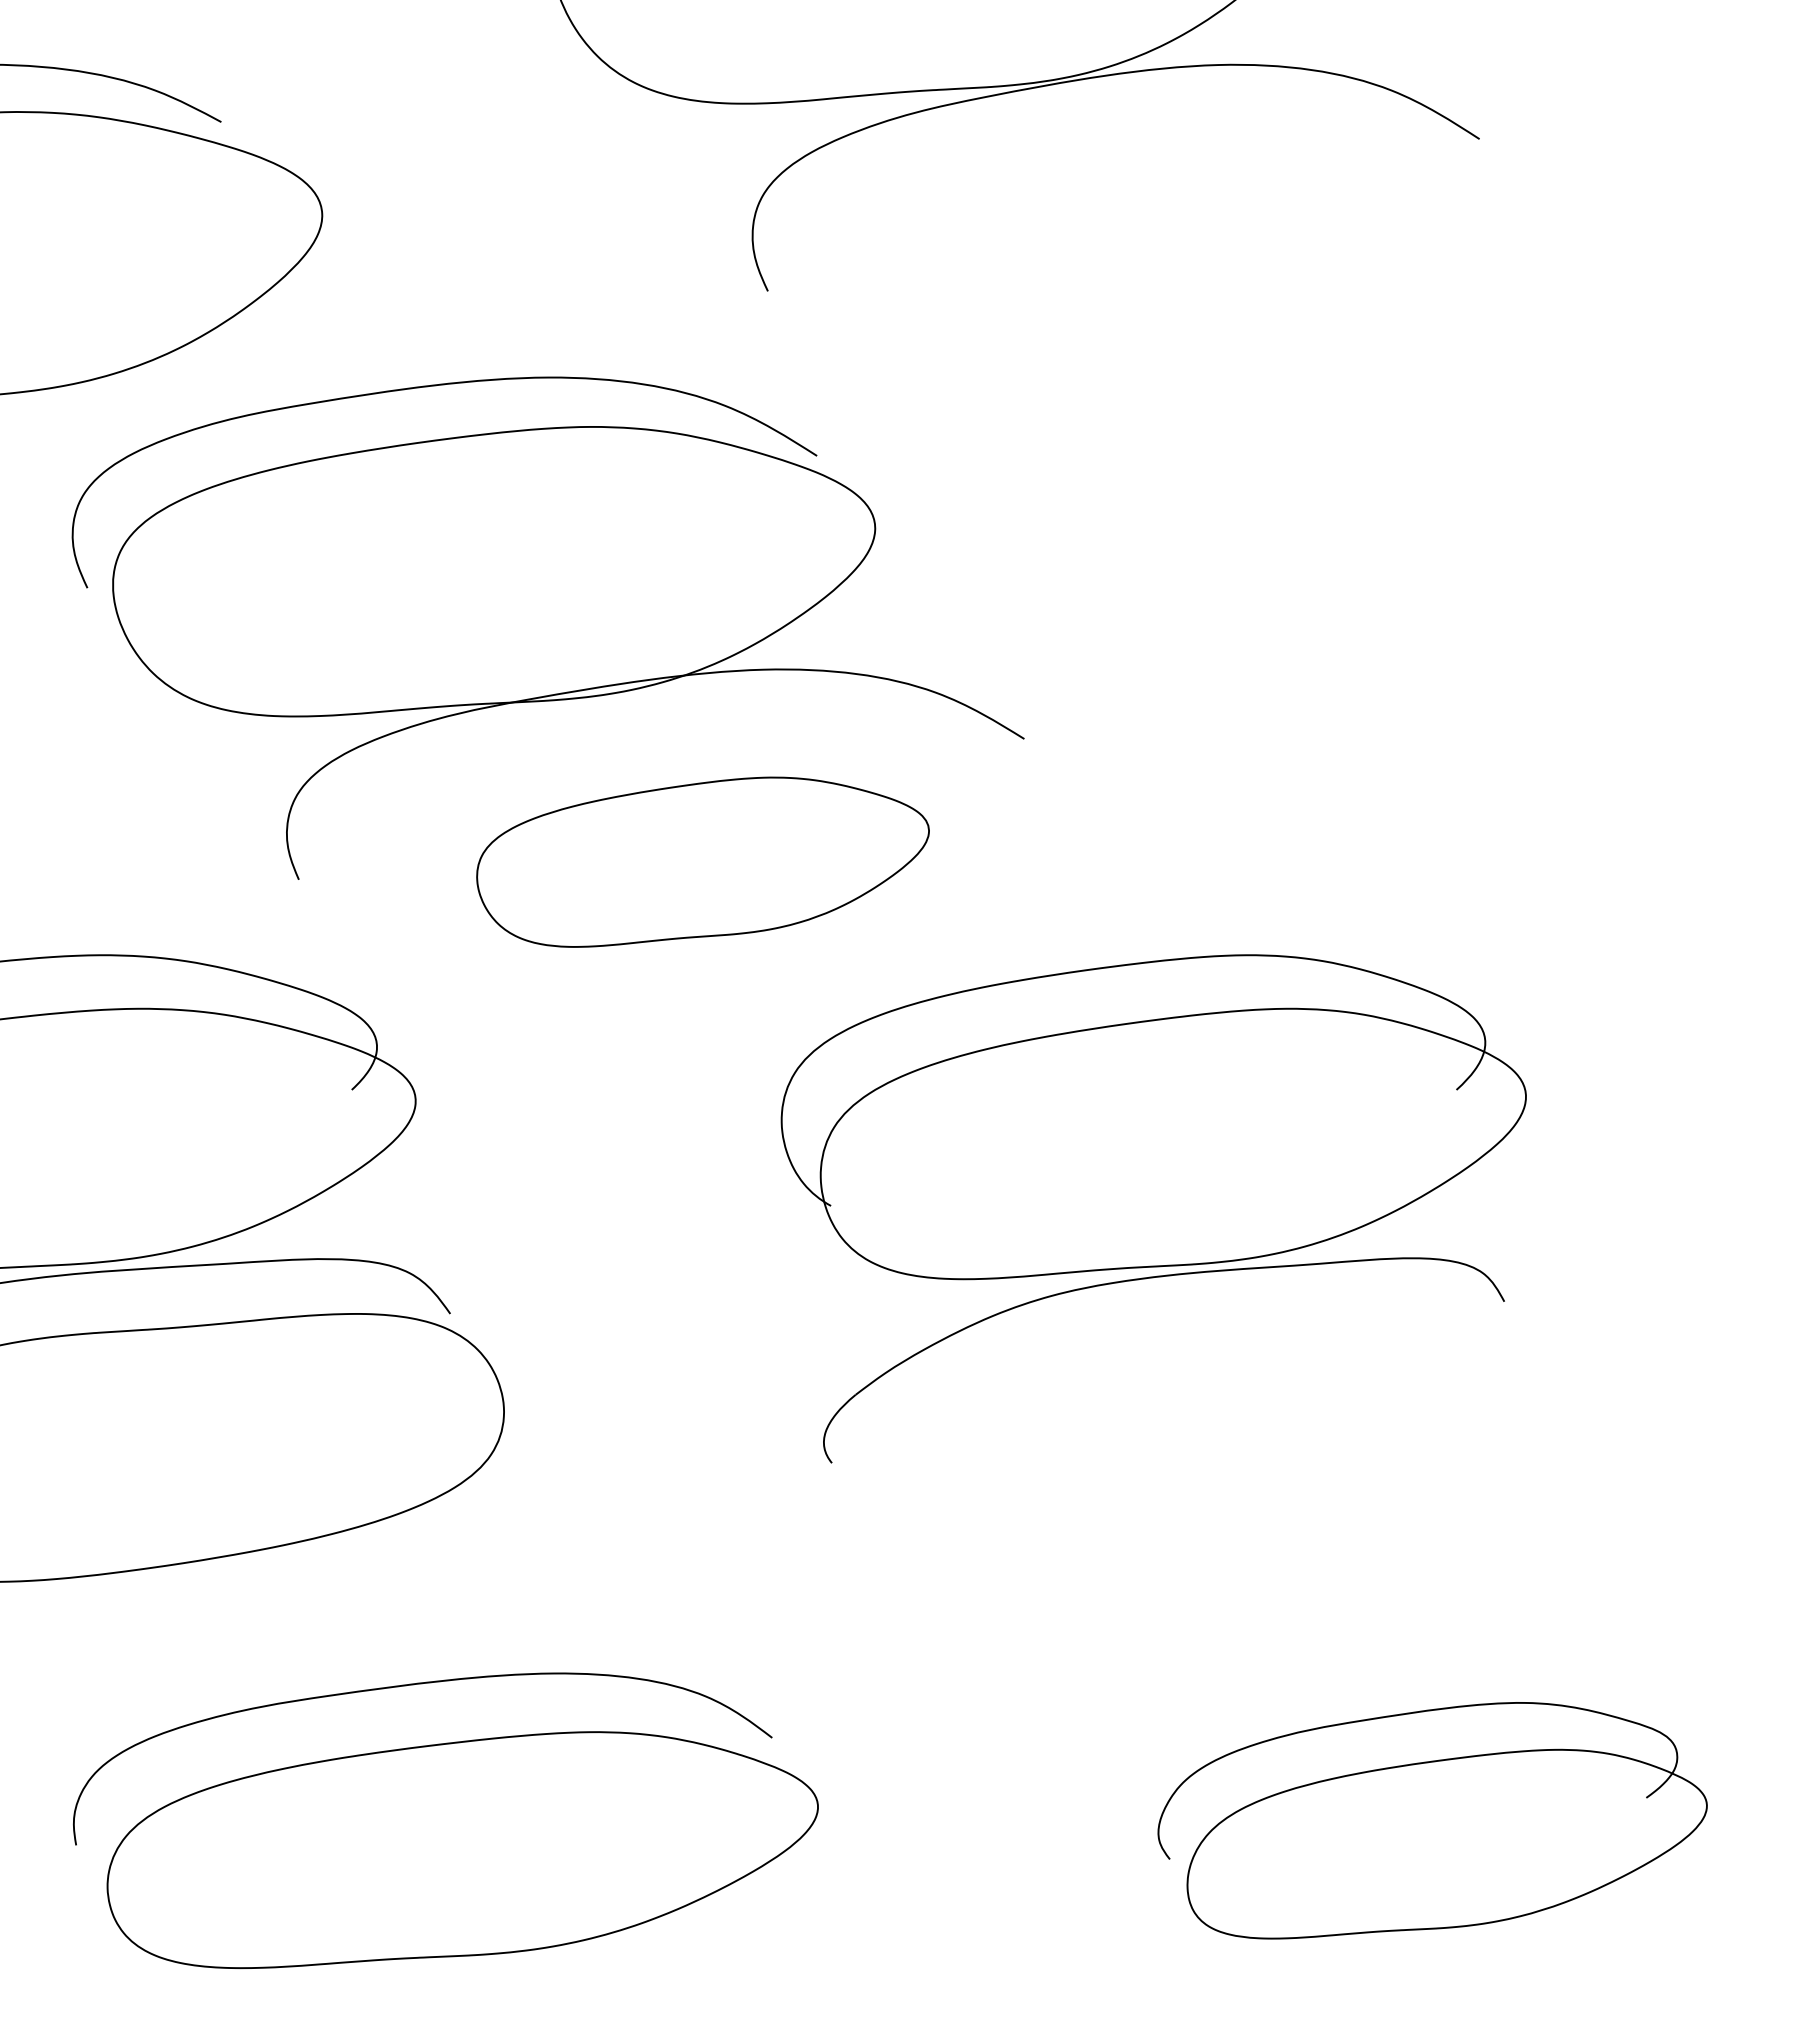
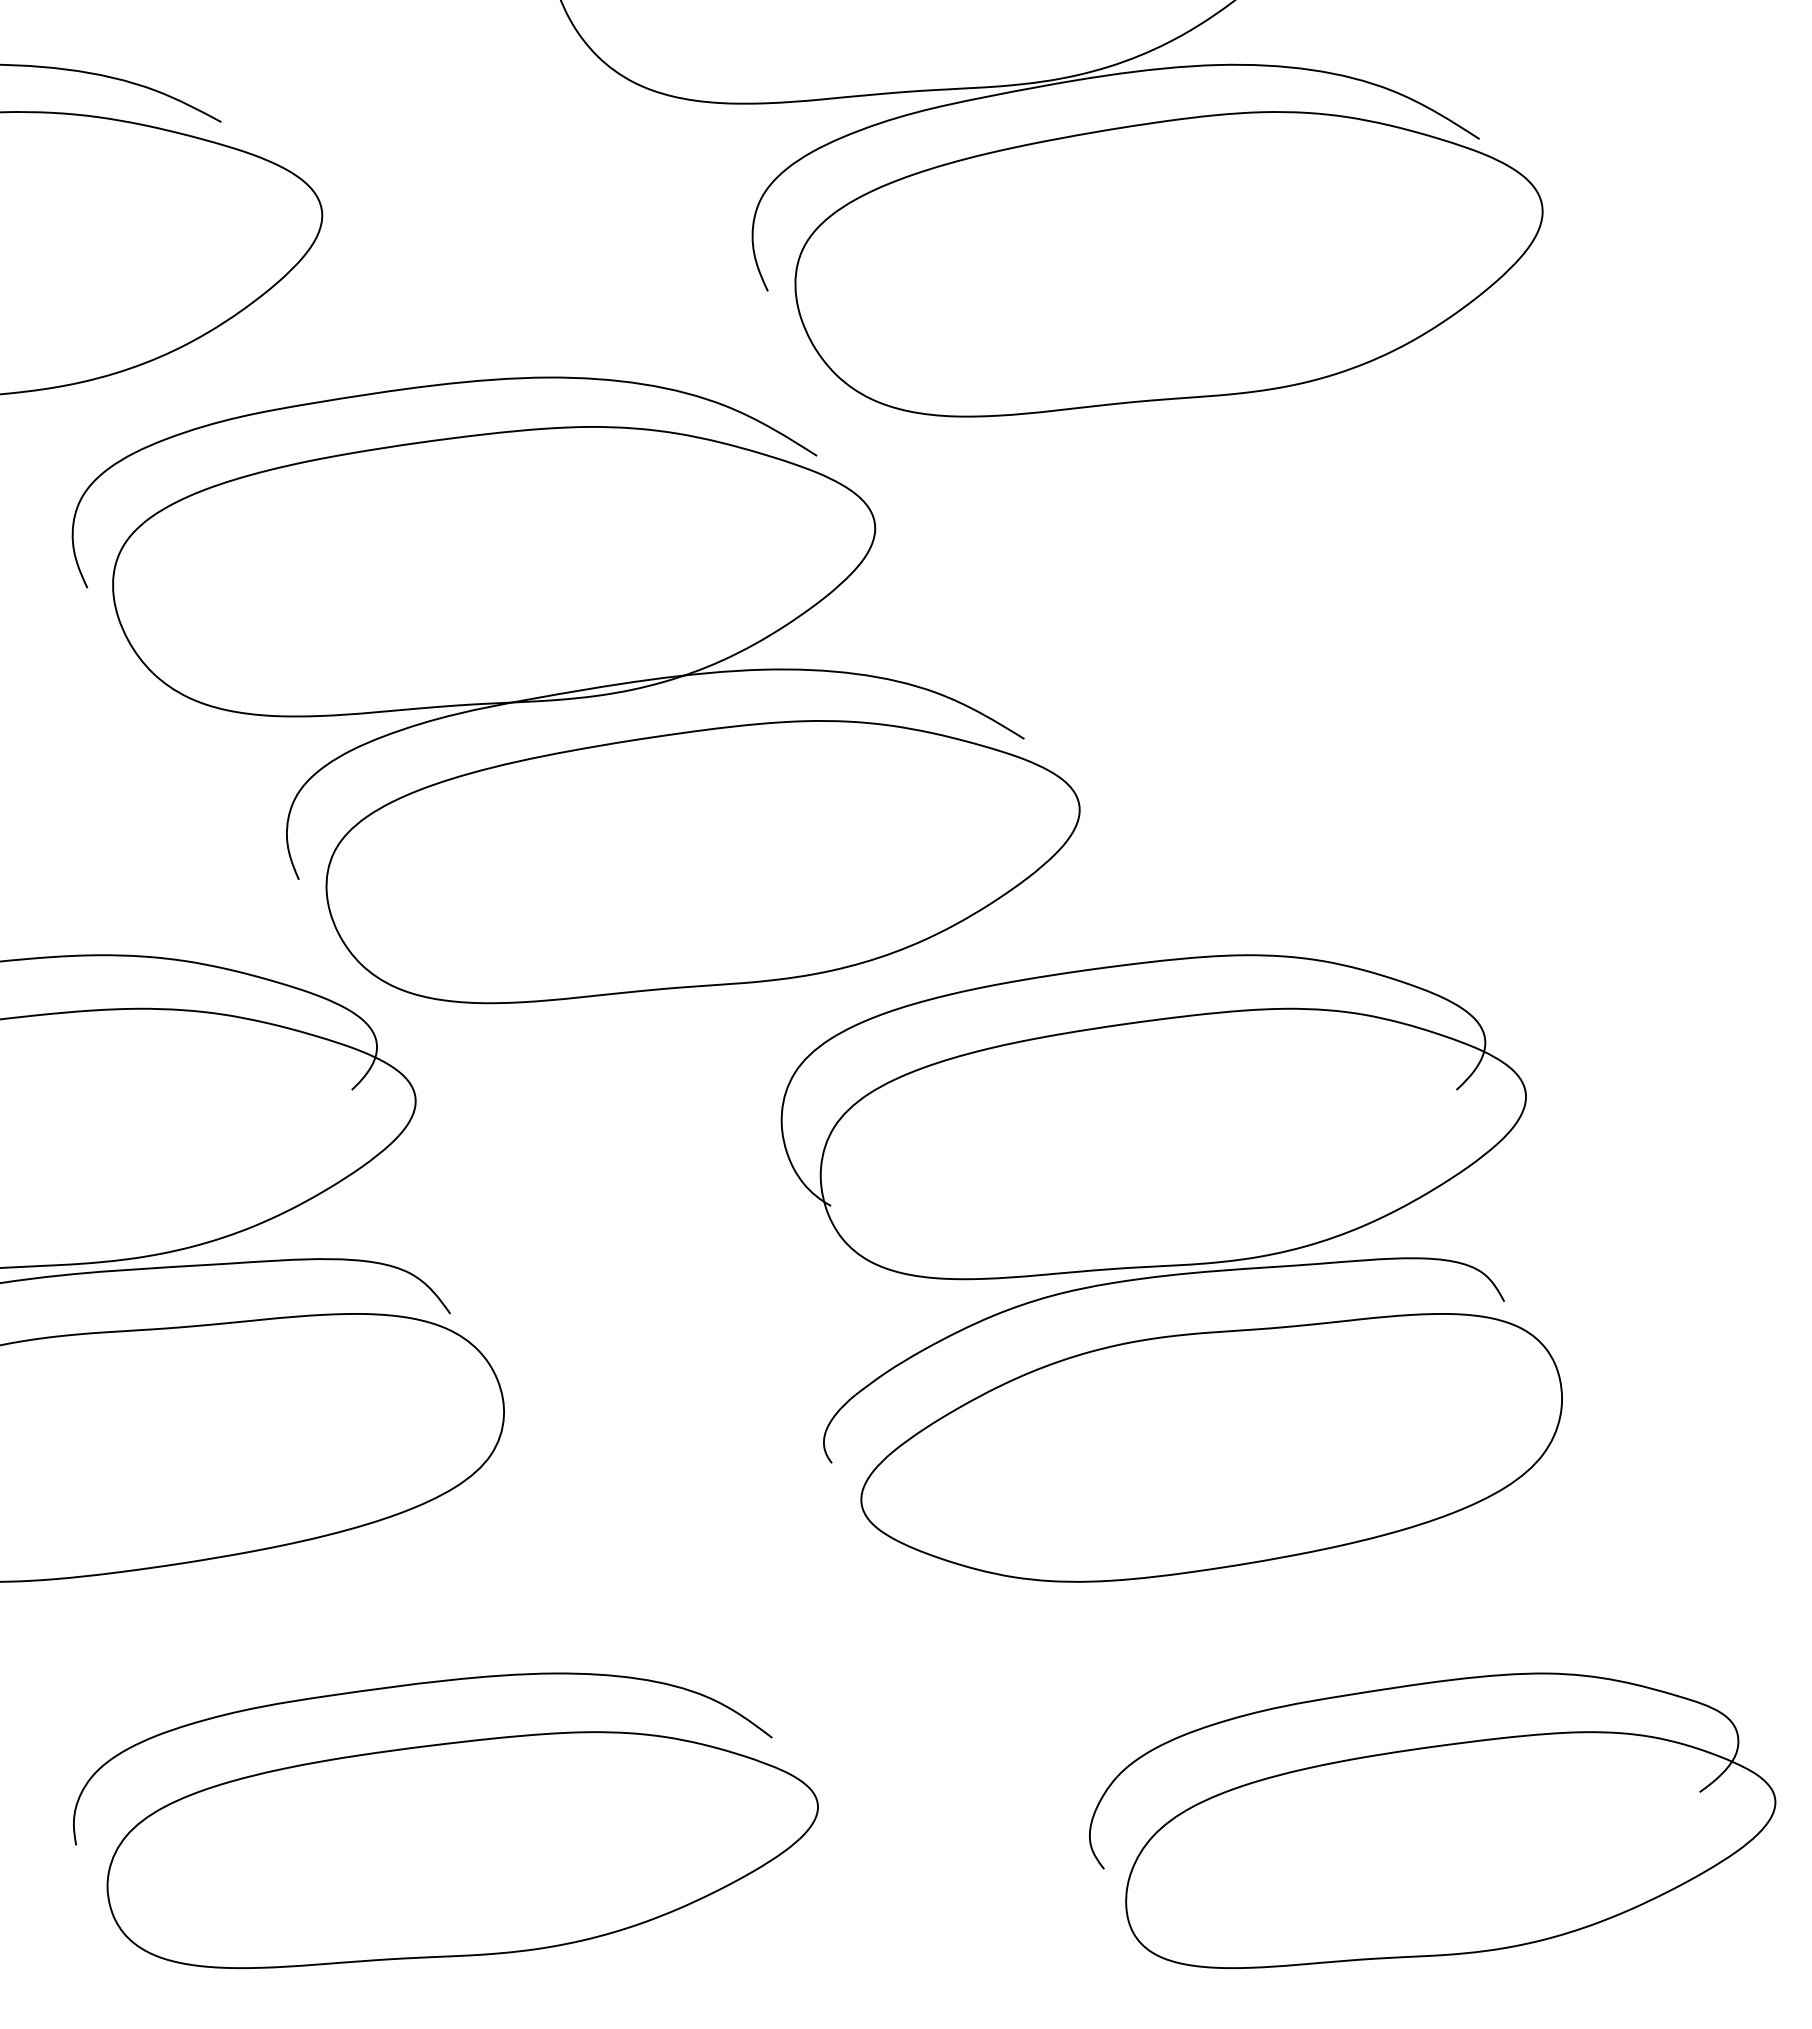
part: none -> present (1168, 264)
part size: 454x172 px -> 756x285 px (702, 862)
part: none -> present (1211, 1447)
part size: 551x238 px -> 688x297 px (1432, 1820)
